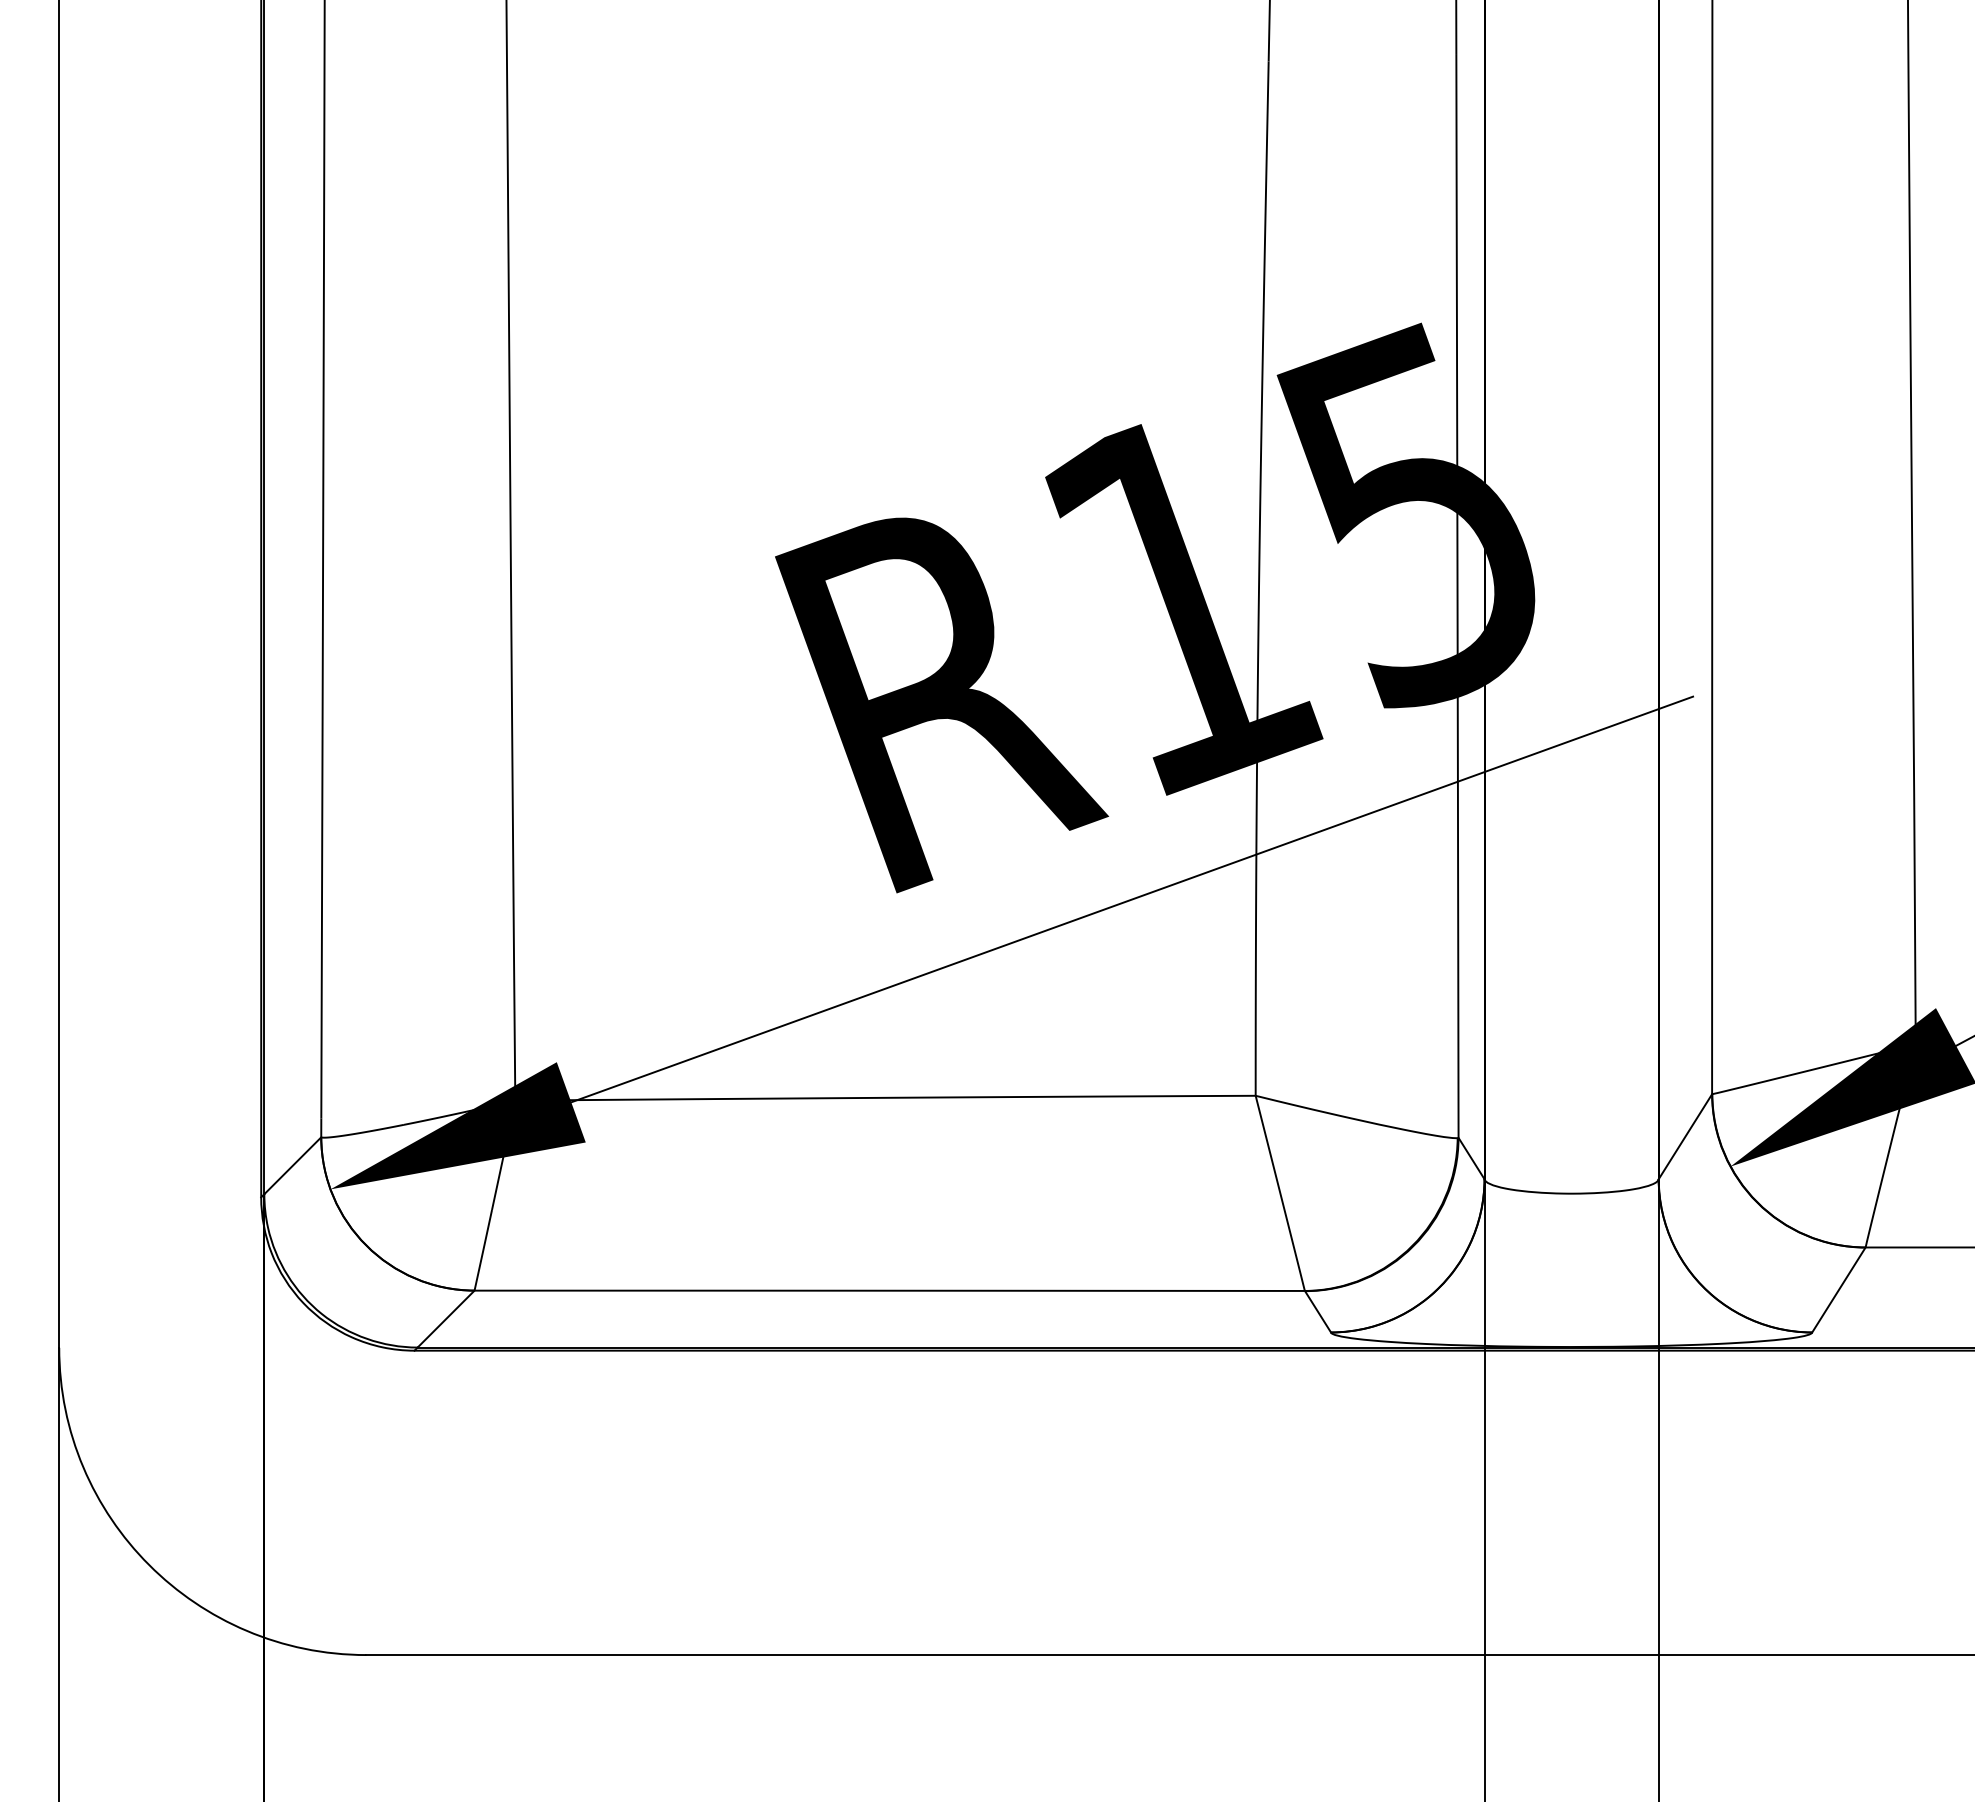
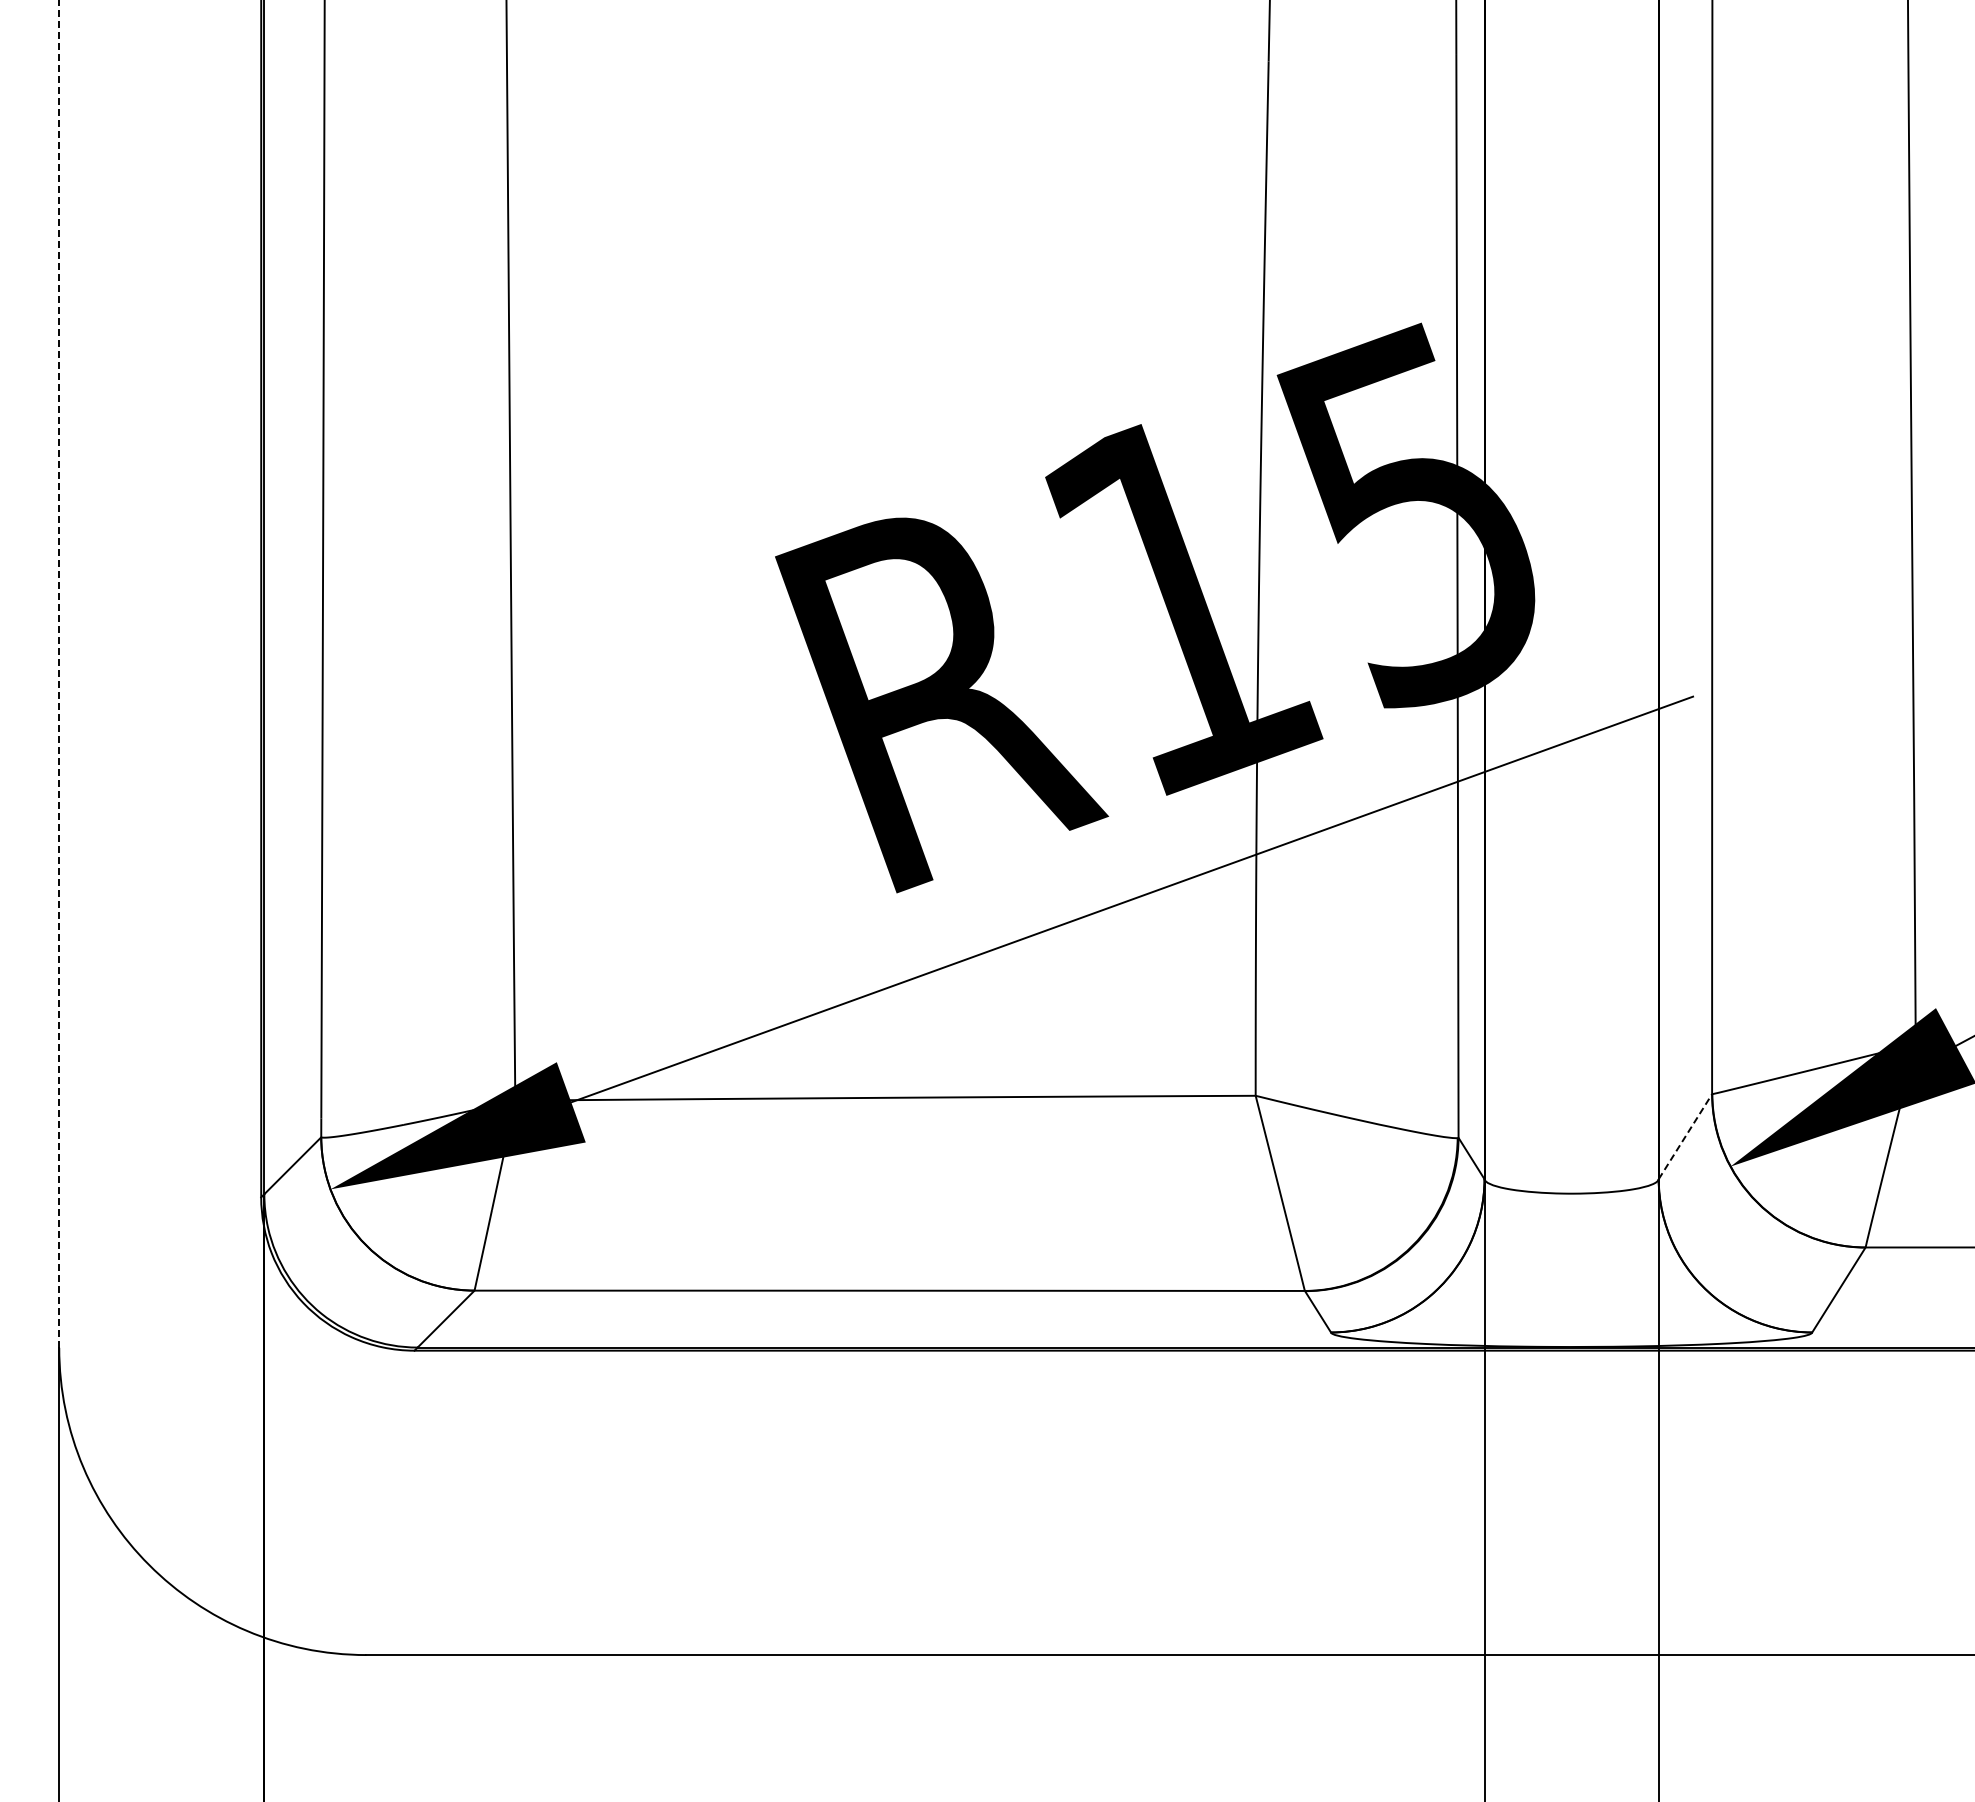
line: solid -> dashed (59, 673)
line: solid -> dashed (1685, 1136)
